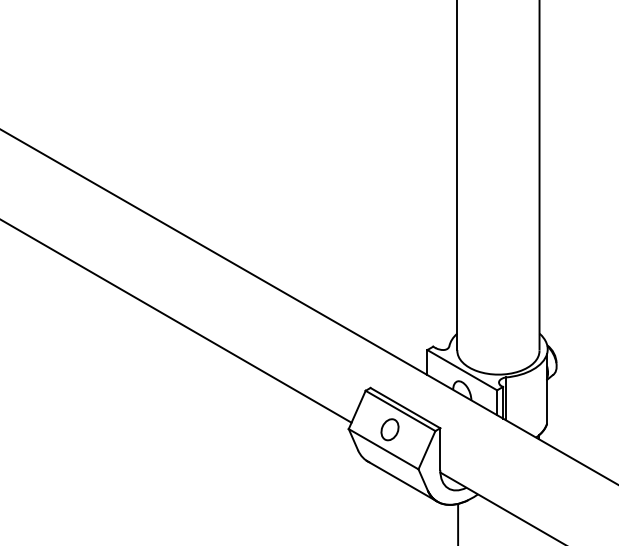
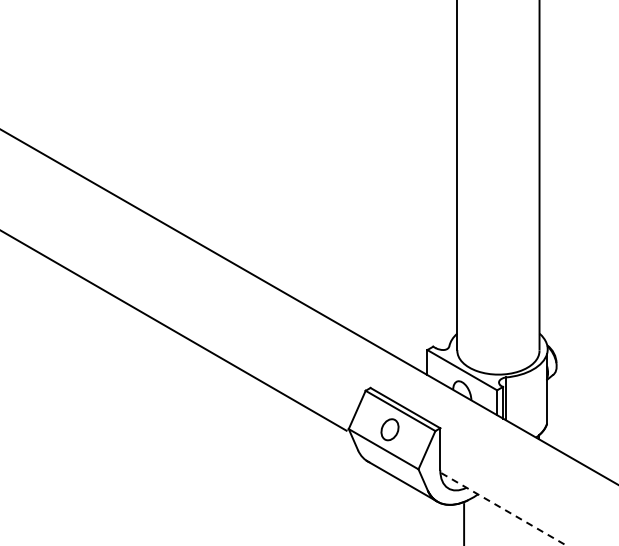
line position: (176, 321) -> (174, 330) (174, 330)
line: solid -> dashed (503, 509)
line position: (458, 523) -> (464, 523) (464, 523)
